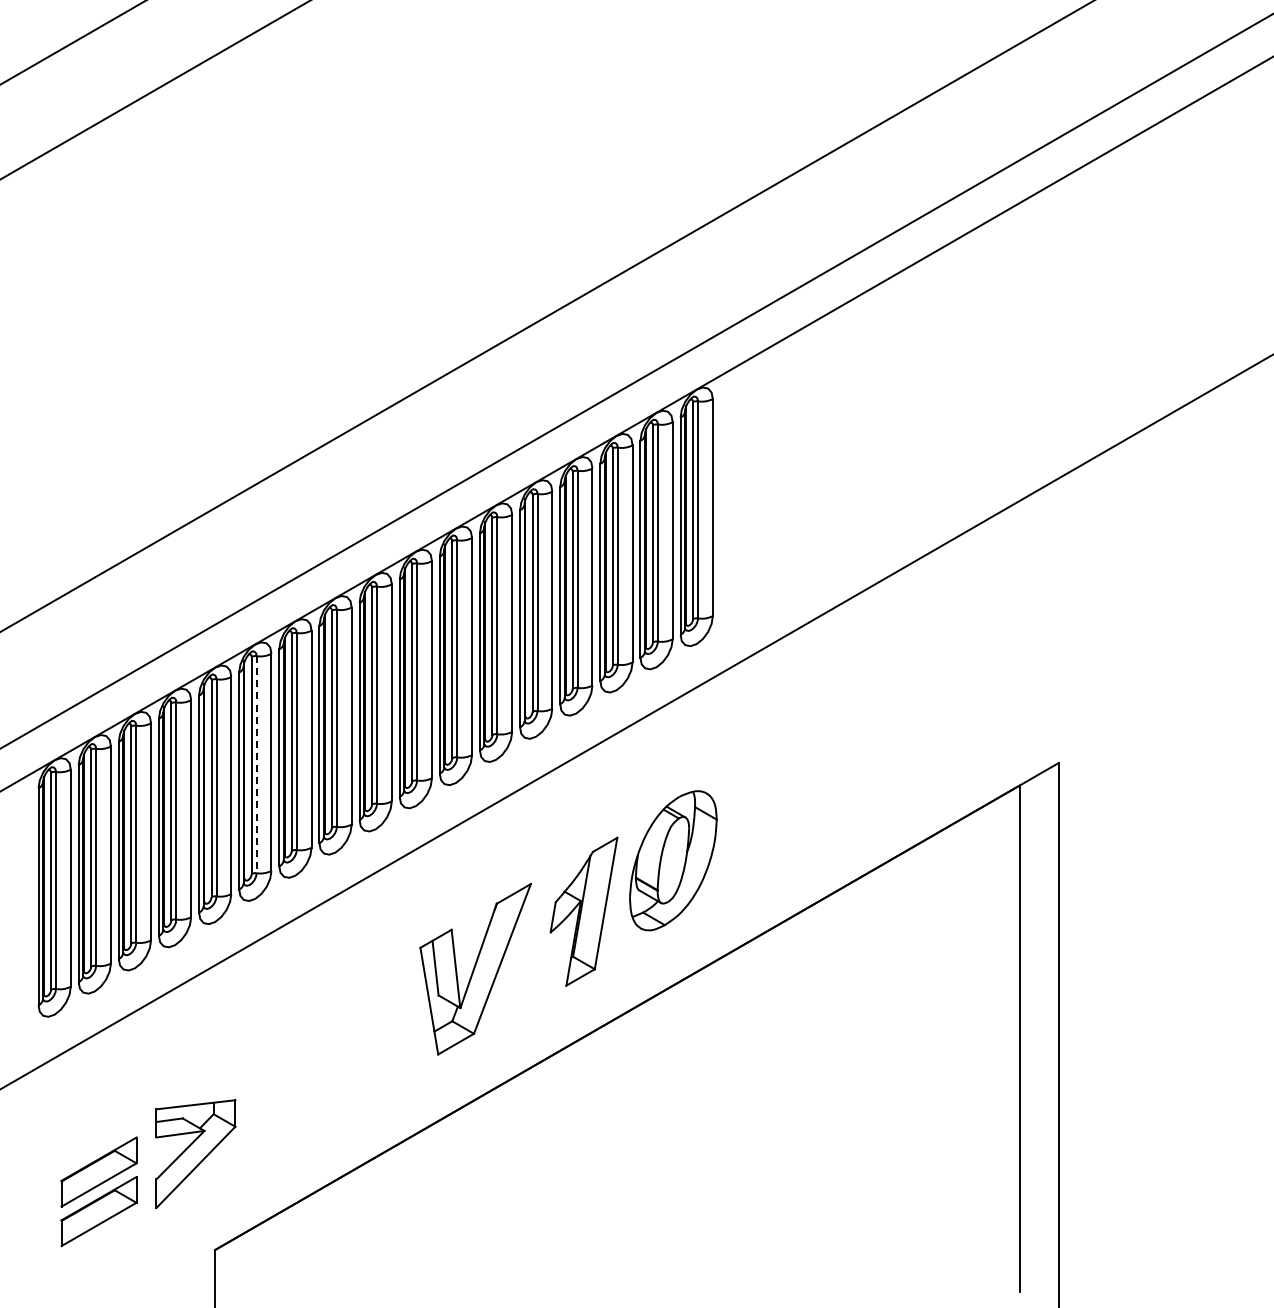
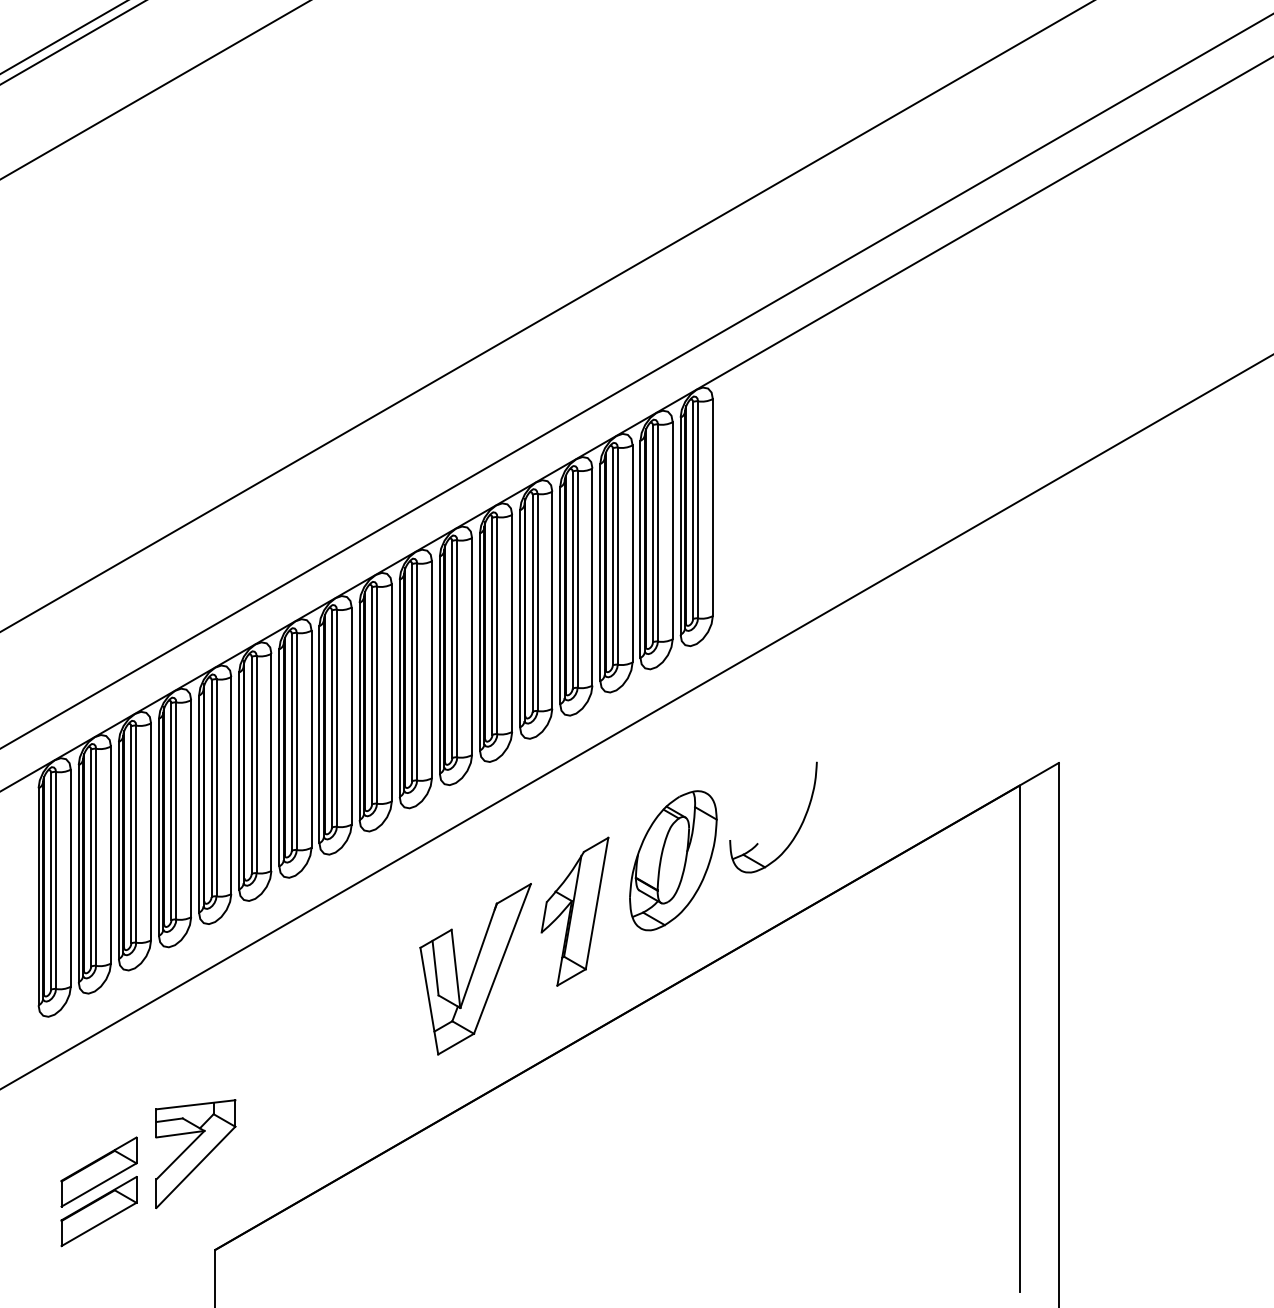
line: none -> present (63, 37)
line: dashed -> solid (256, 764)
part: none -> present (797, 830)
part position: (583, 911) -> (574, 911) (574, 911)
